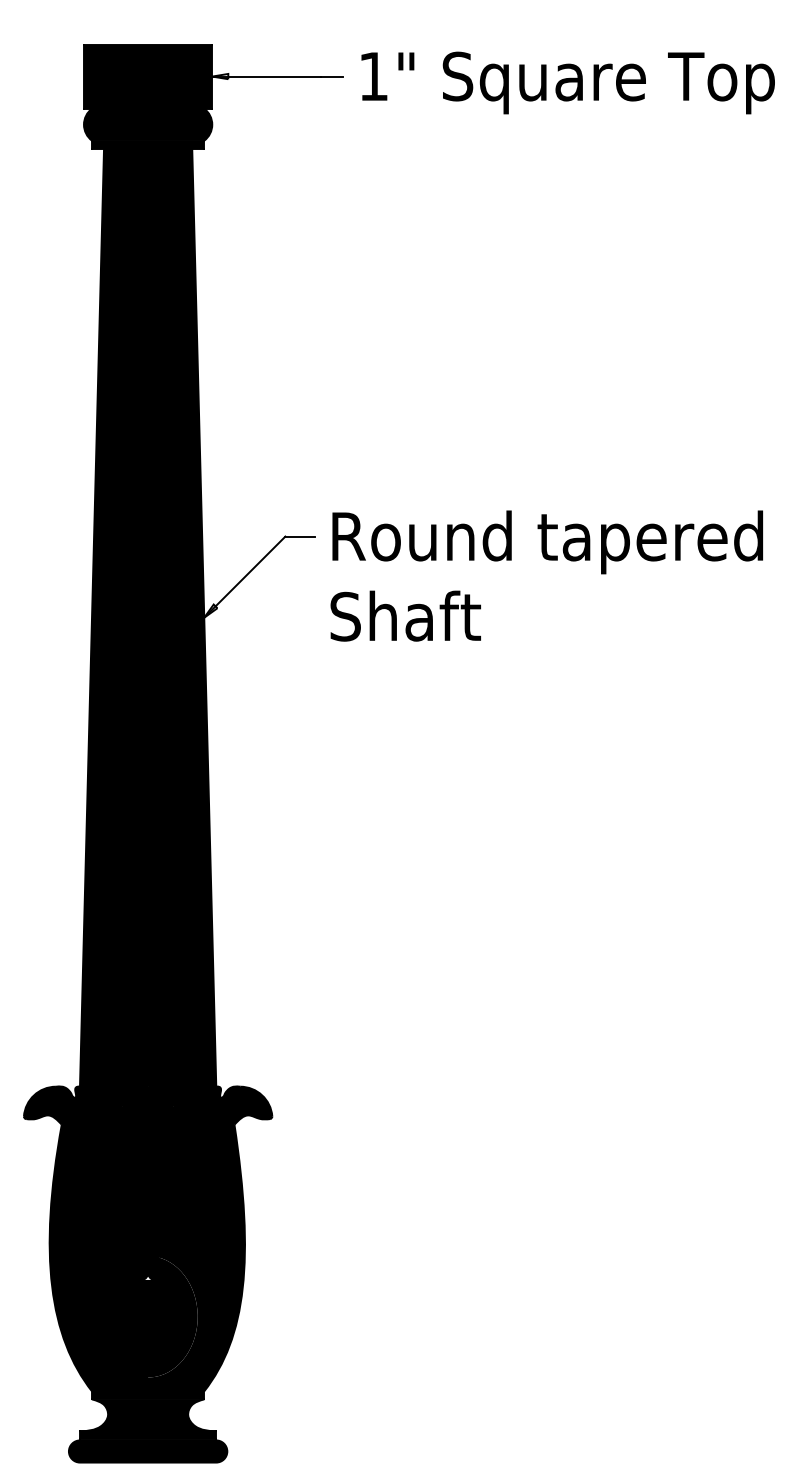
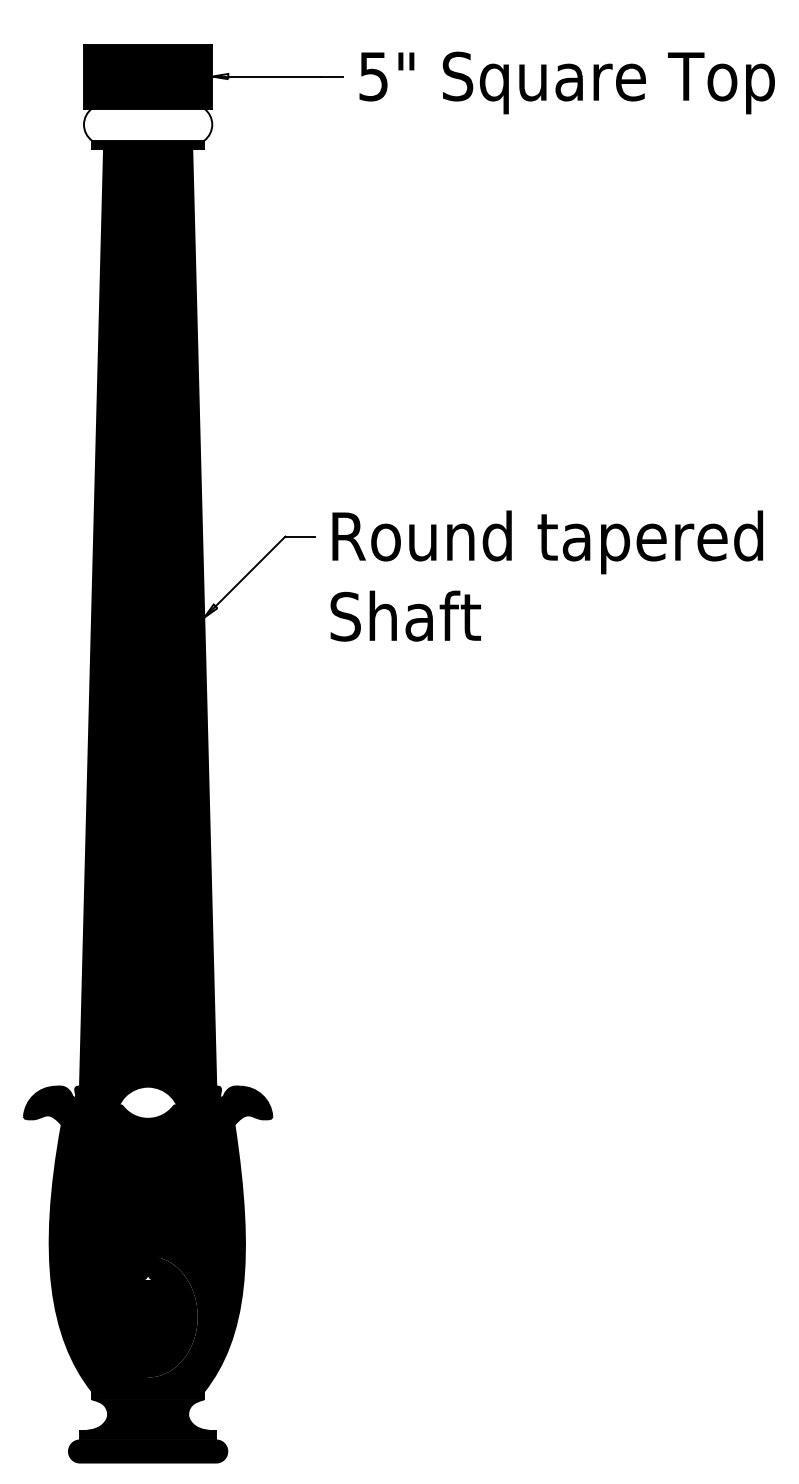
text: 1" -> 5" (373, 76)
fill: present -> none (147, 124)
fill: present -> none (147, 1102)
